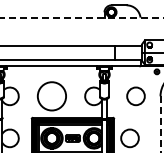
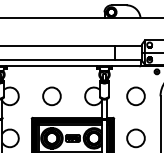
line: dashed -> solid (81, 17)
circle diameter: 28 px -> 18 px (51, 96)
line: dashed -> solid (160, 125)
circle position: (129, 138) -> (135, 138) (135, 138)
